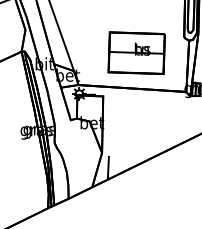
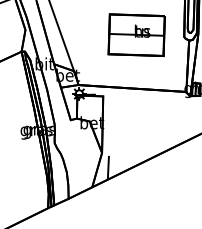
part position: (136, 52) -> (136, 34) (136, 34)
